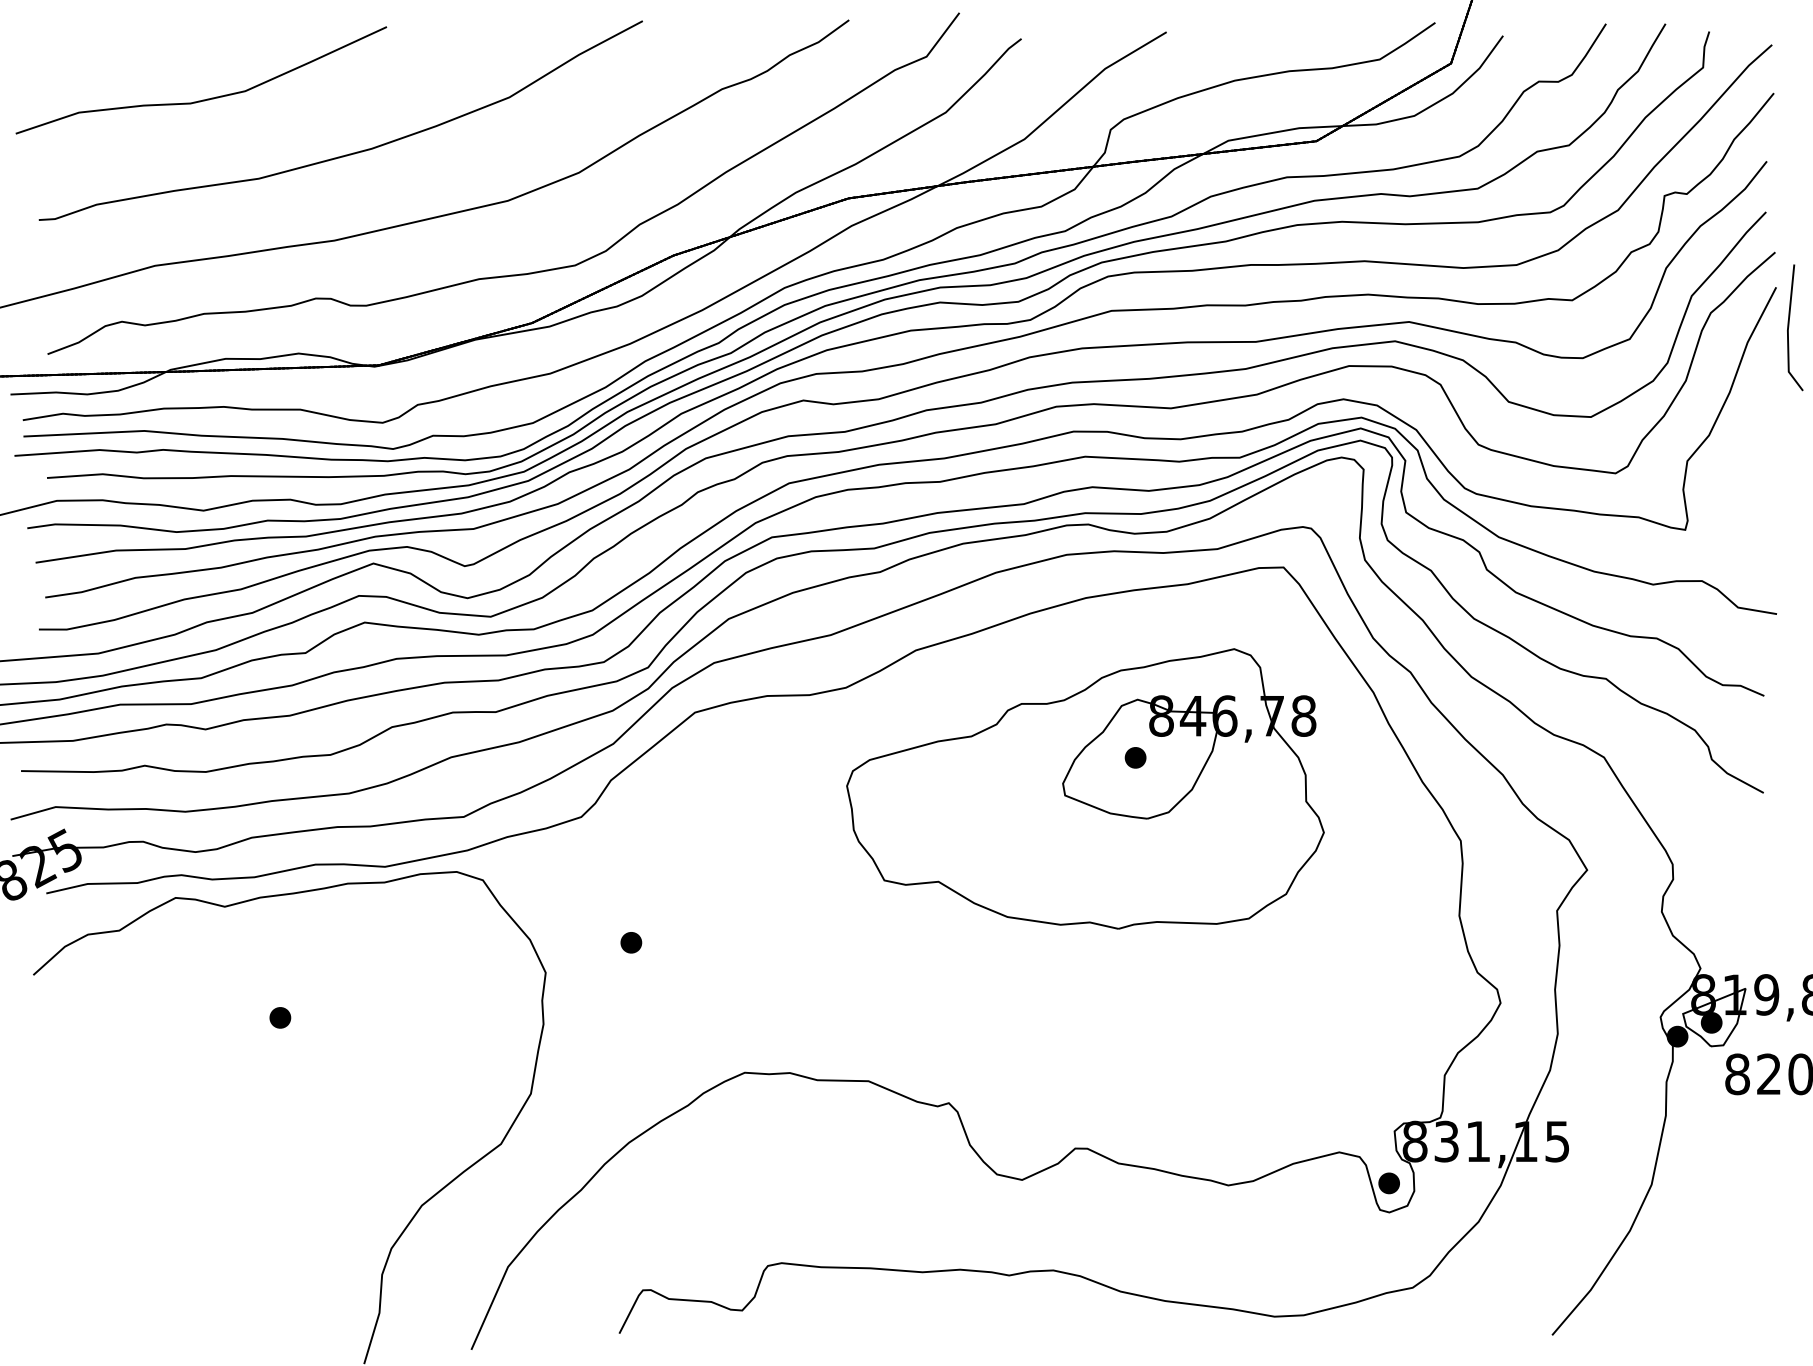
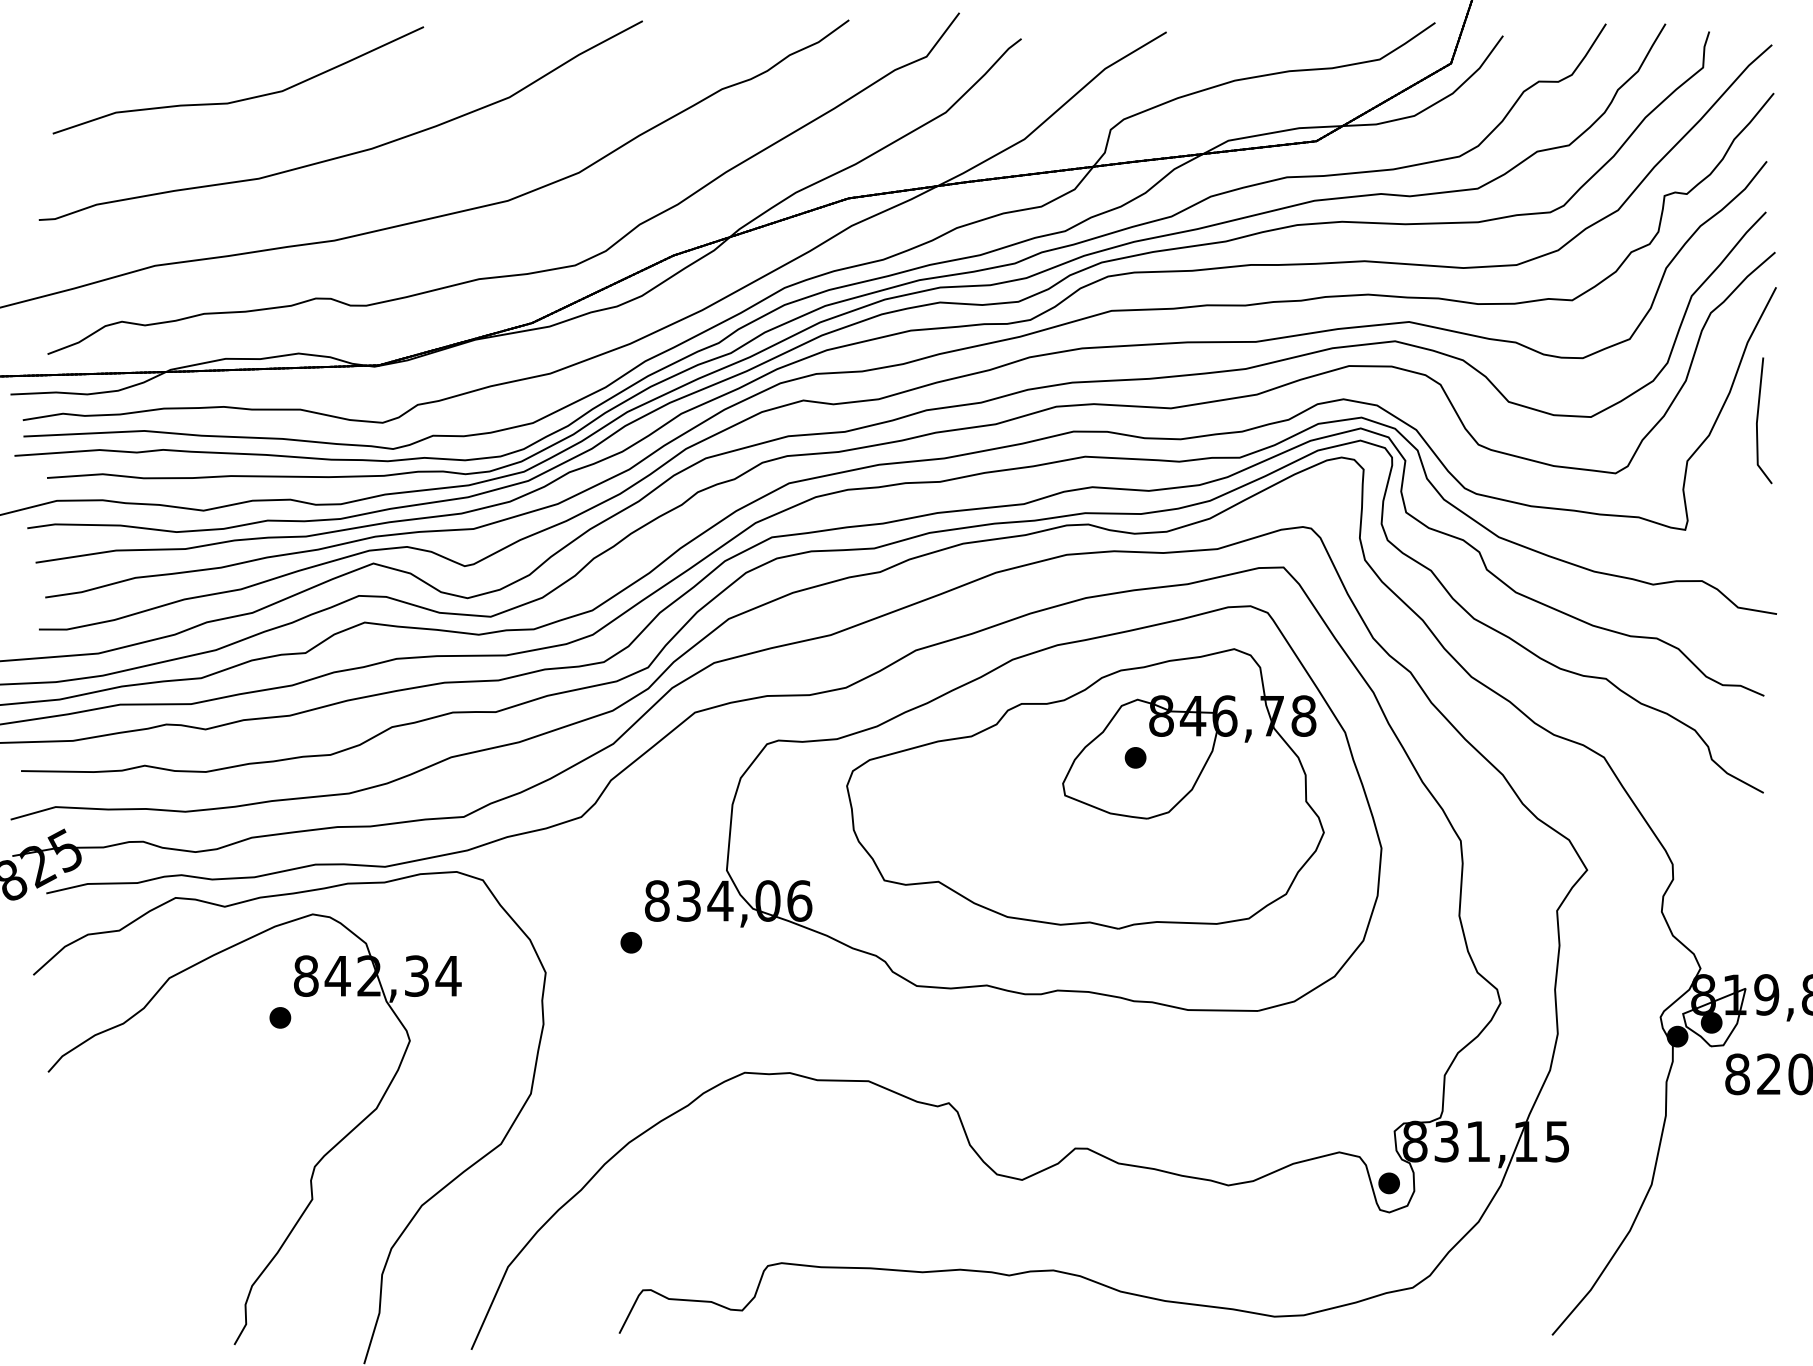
curve position: (207, 98) -> (244, 98) (244, 98)
line position: (1789, 326) -> (1758, 419) (1758, 419)
part: none -> present (1013, 808)
part: none -> present (314, 1165)
